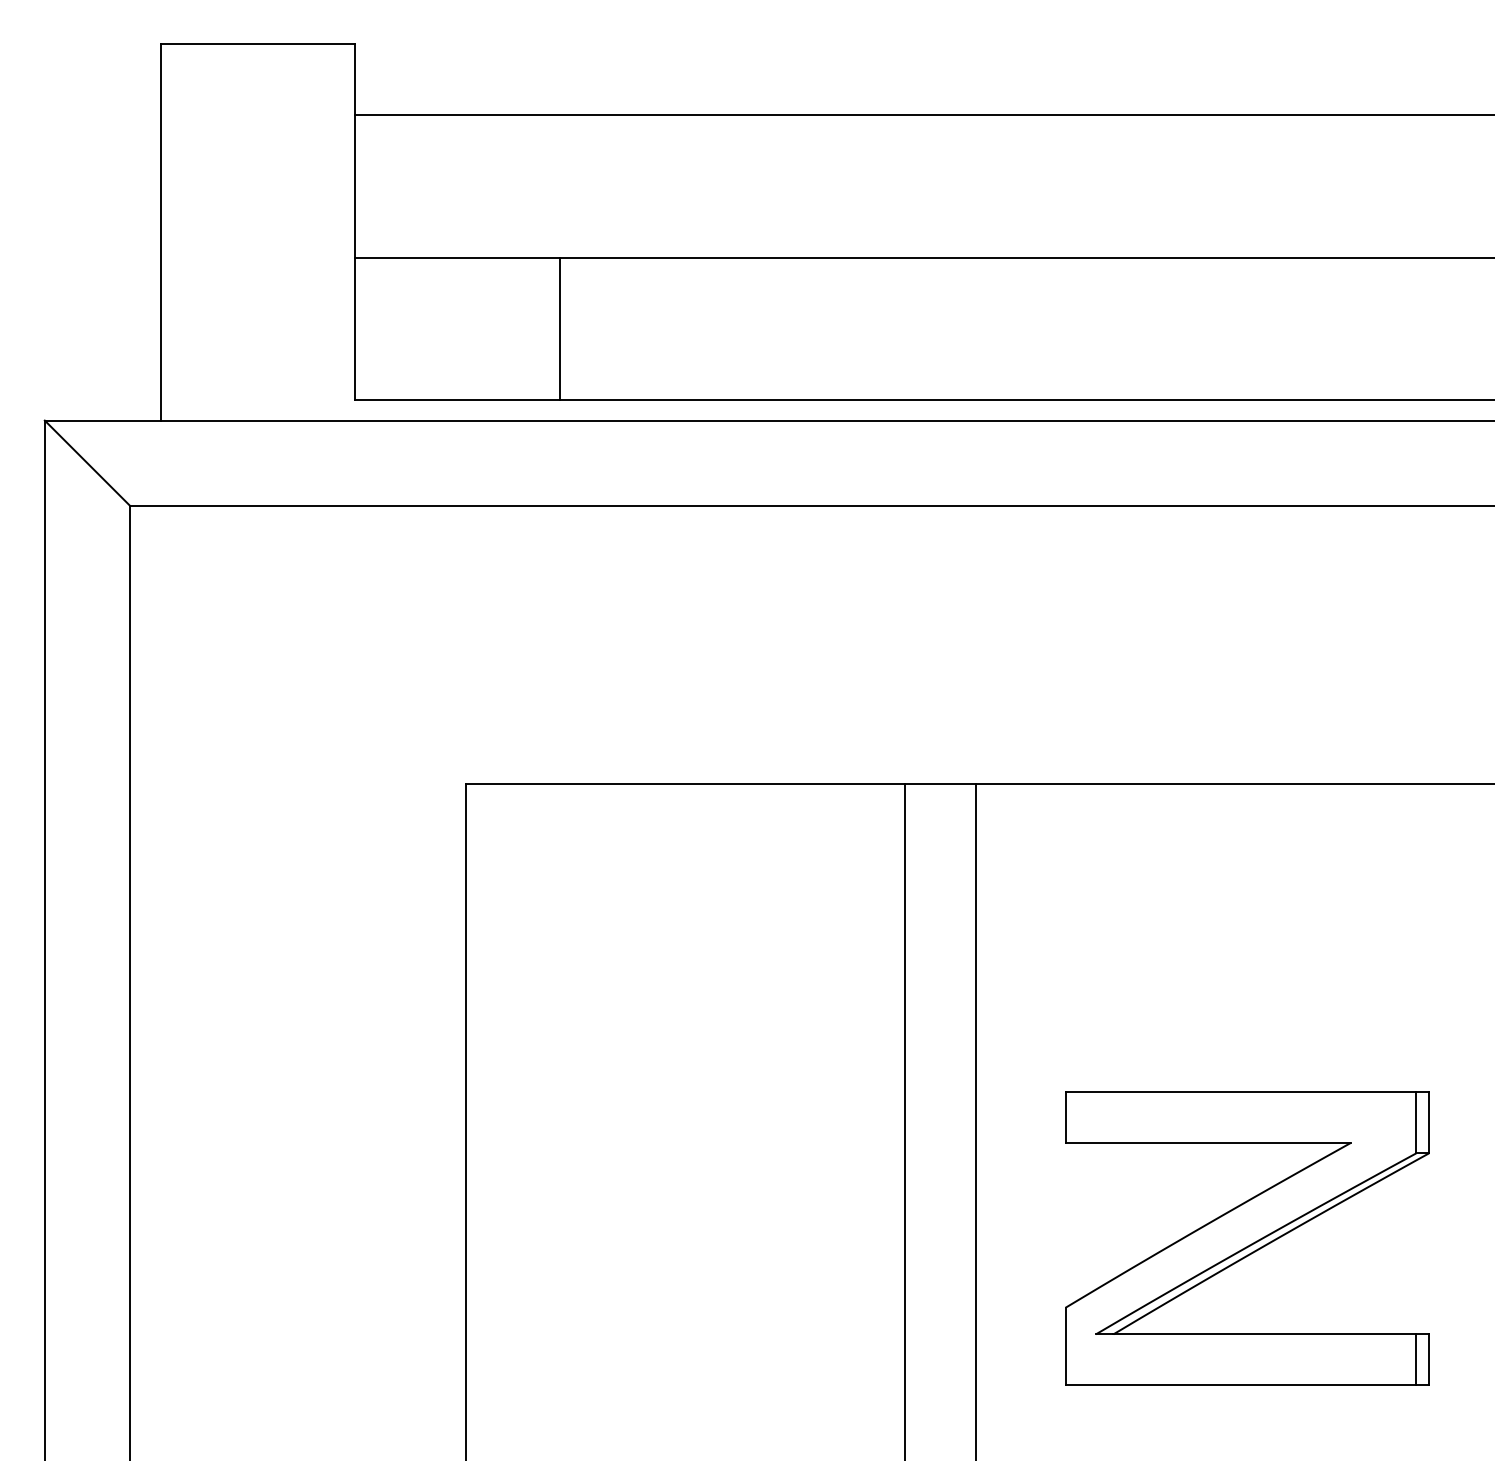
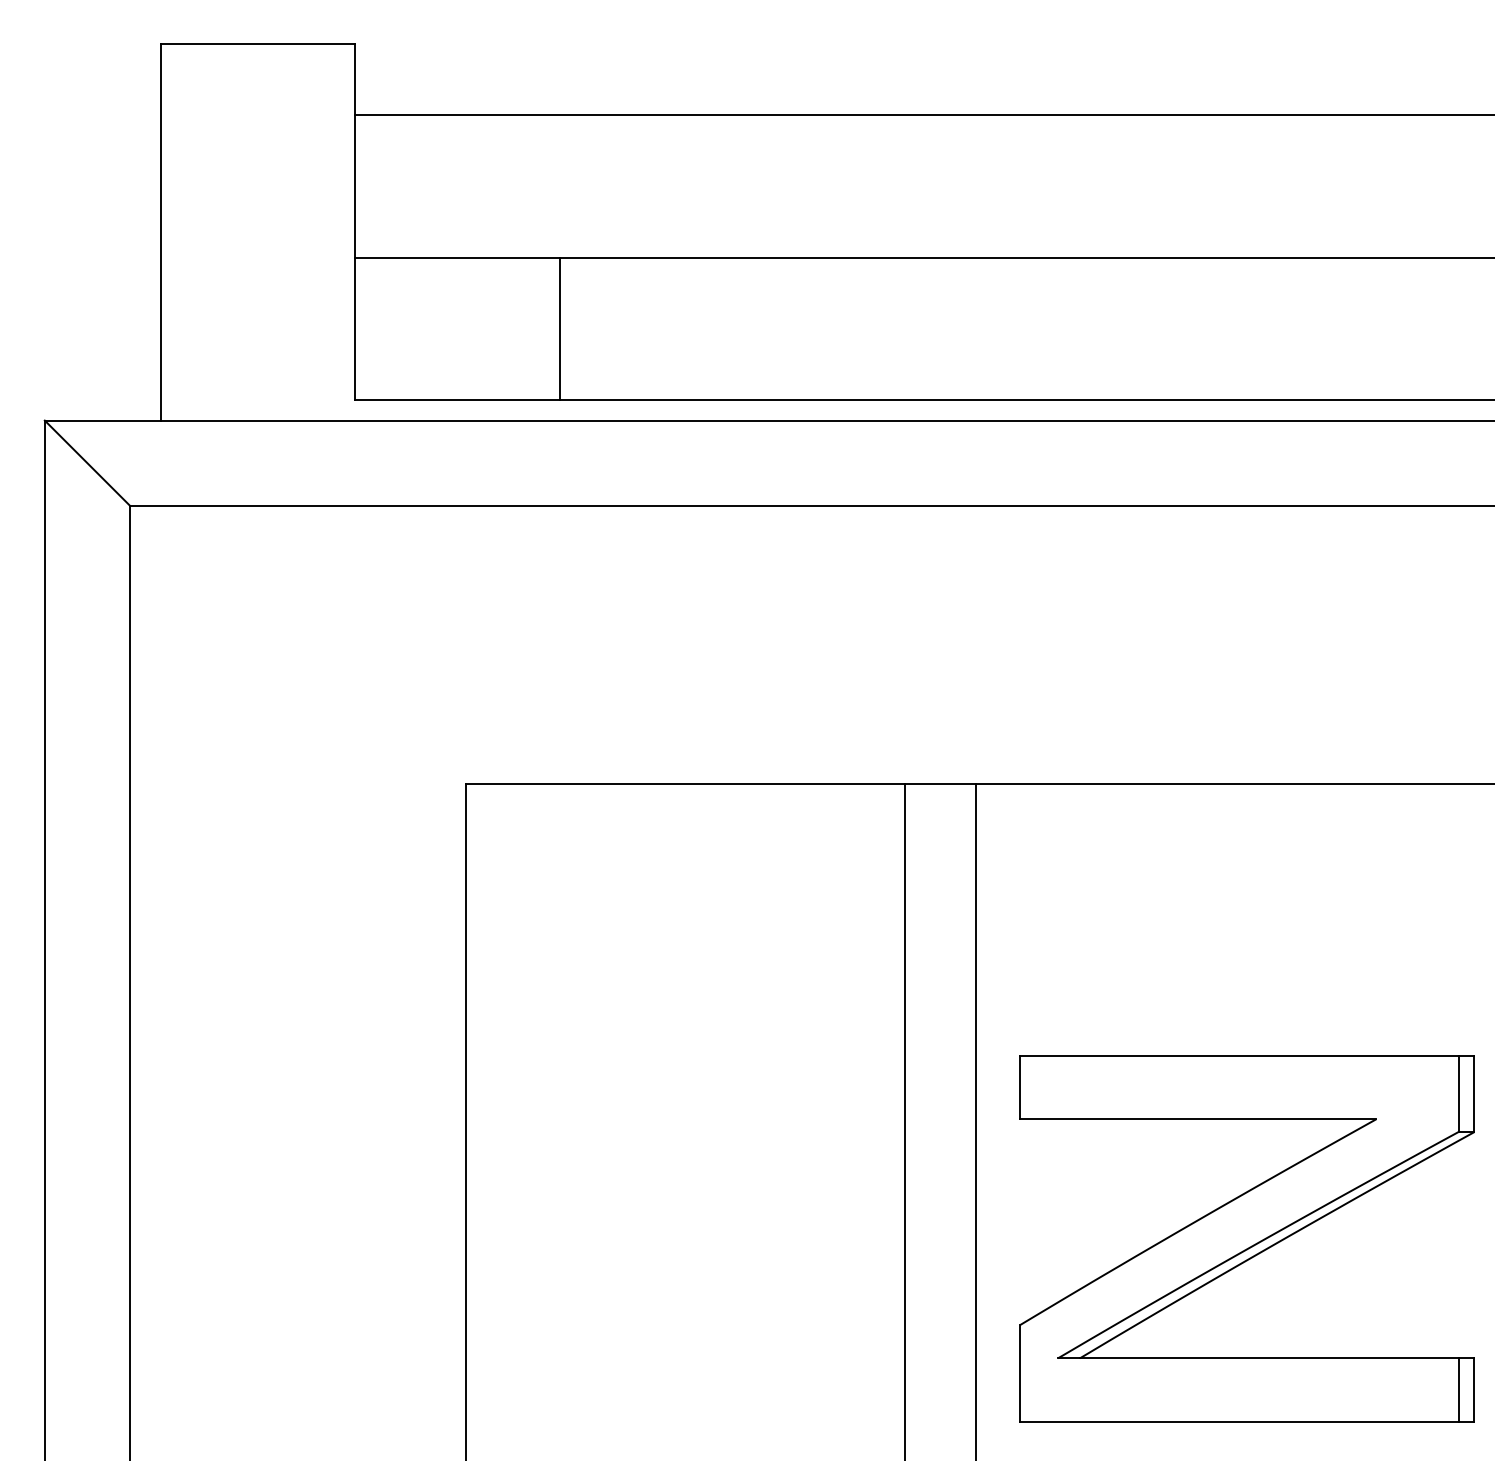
part size: 365x295 px -> 456x368 px (1246, 1238)
